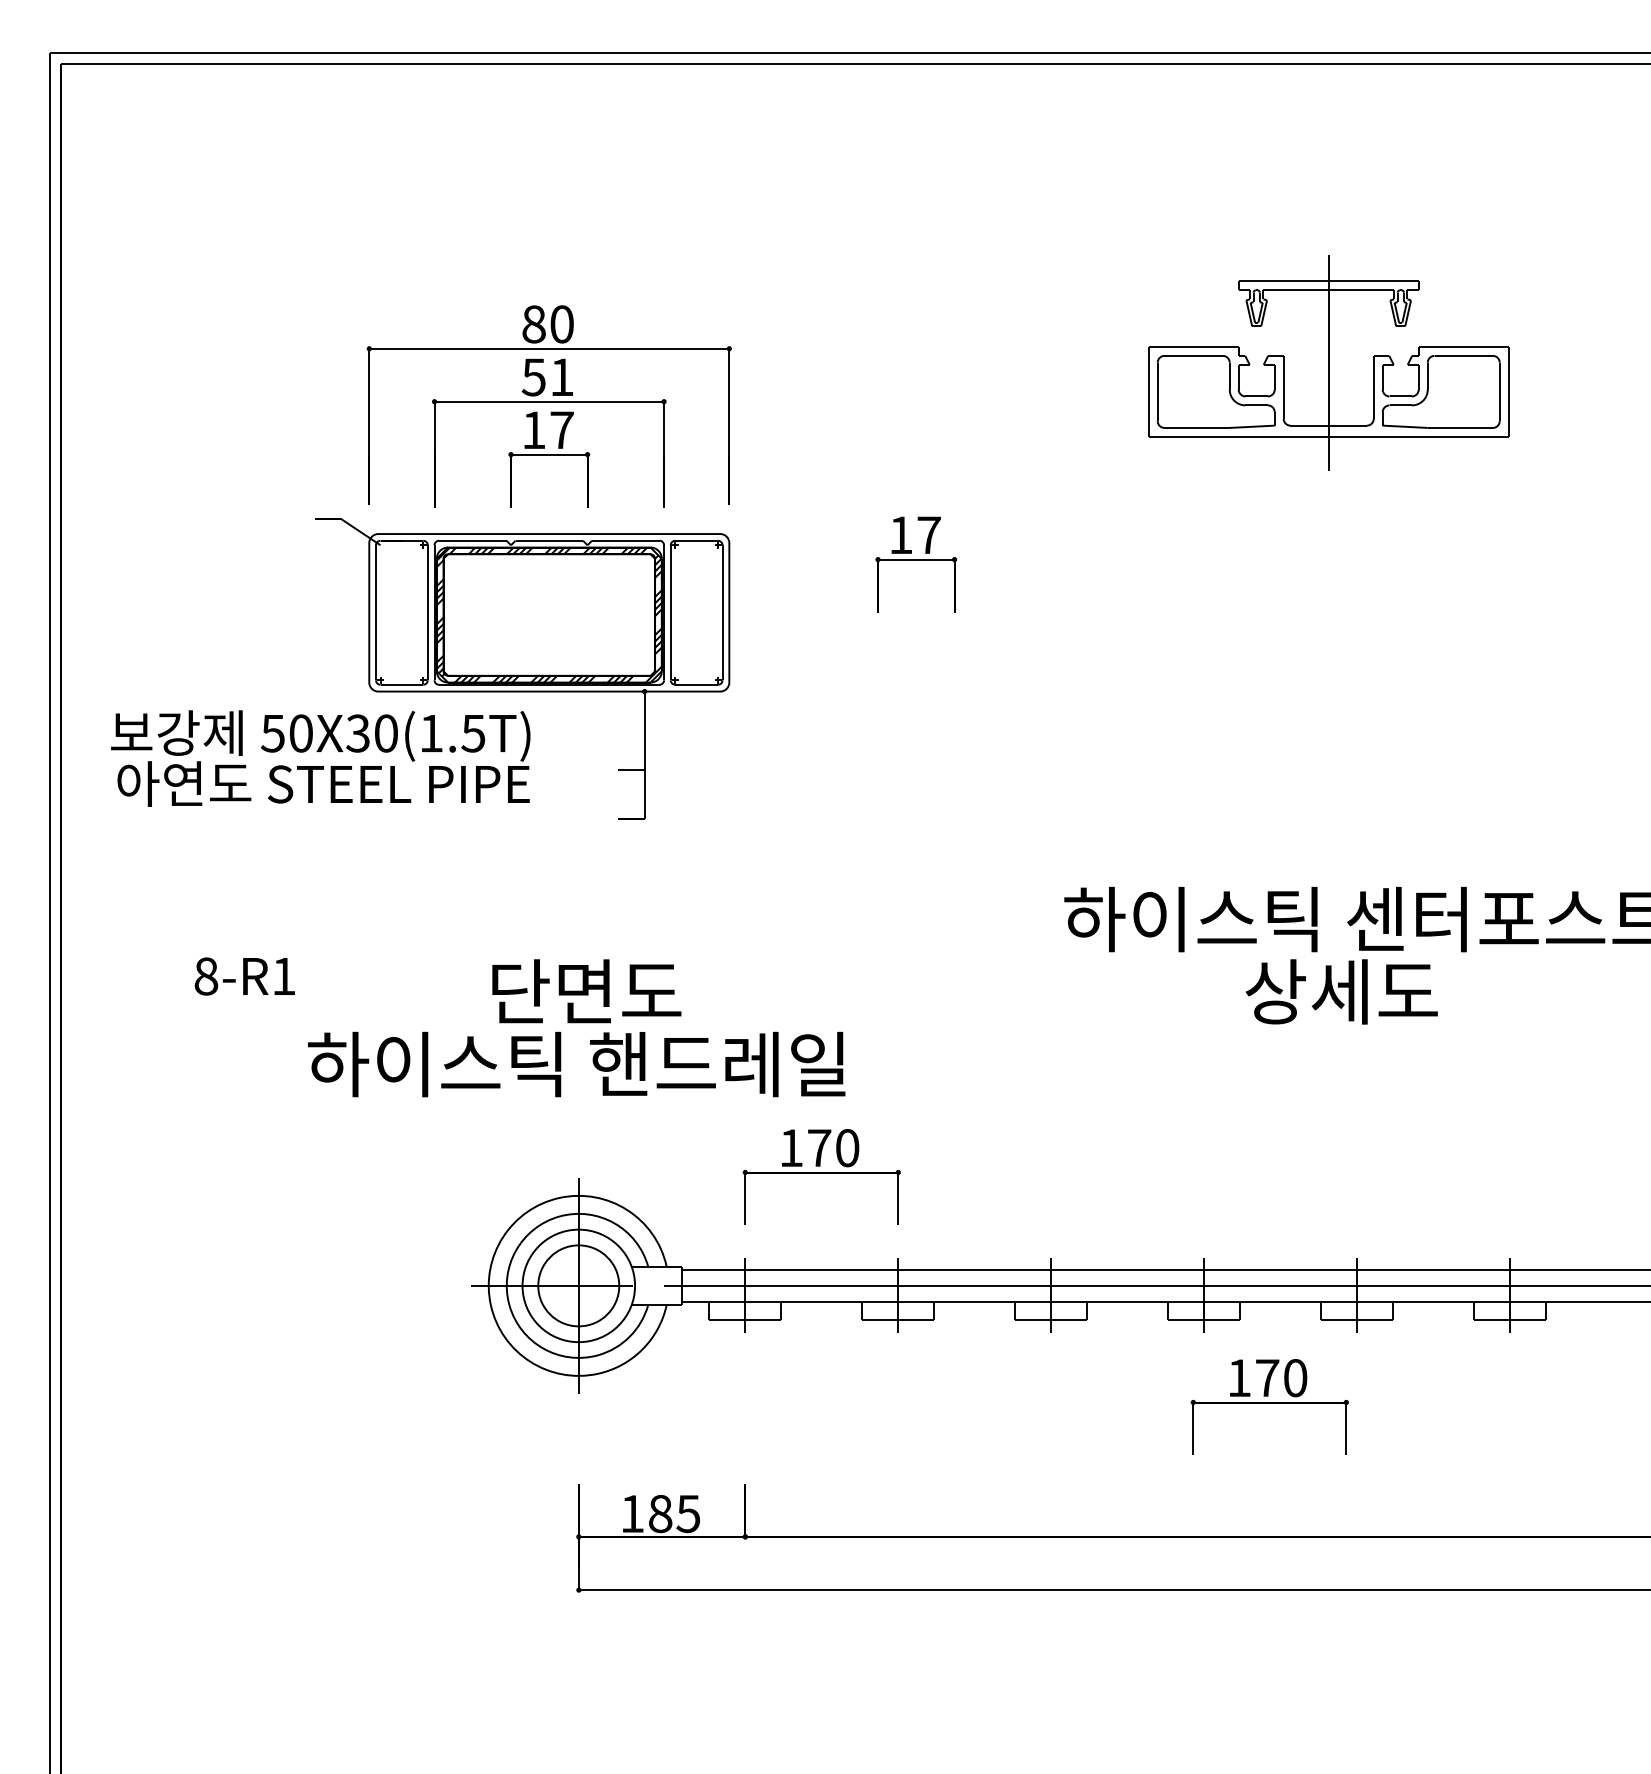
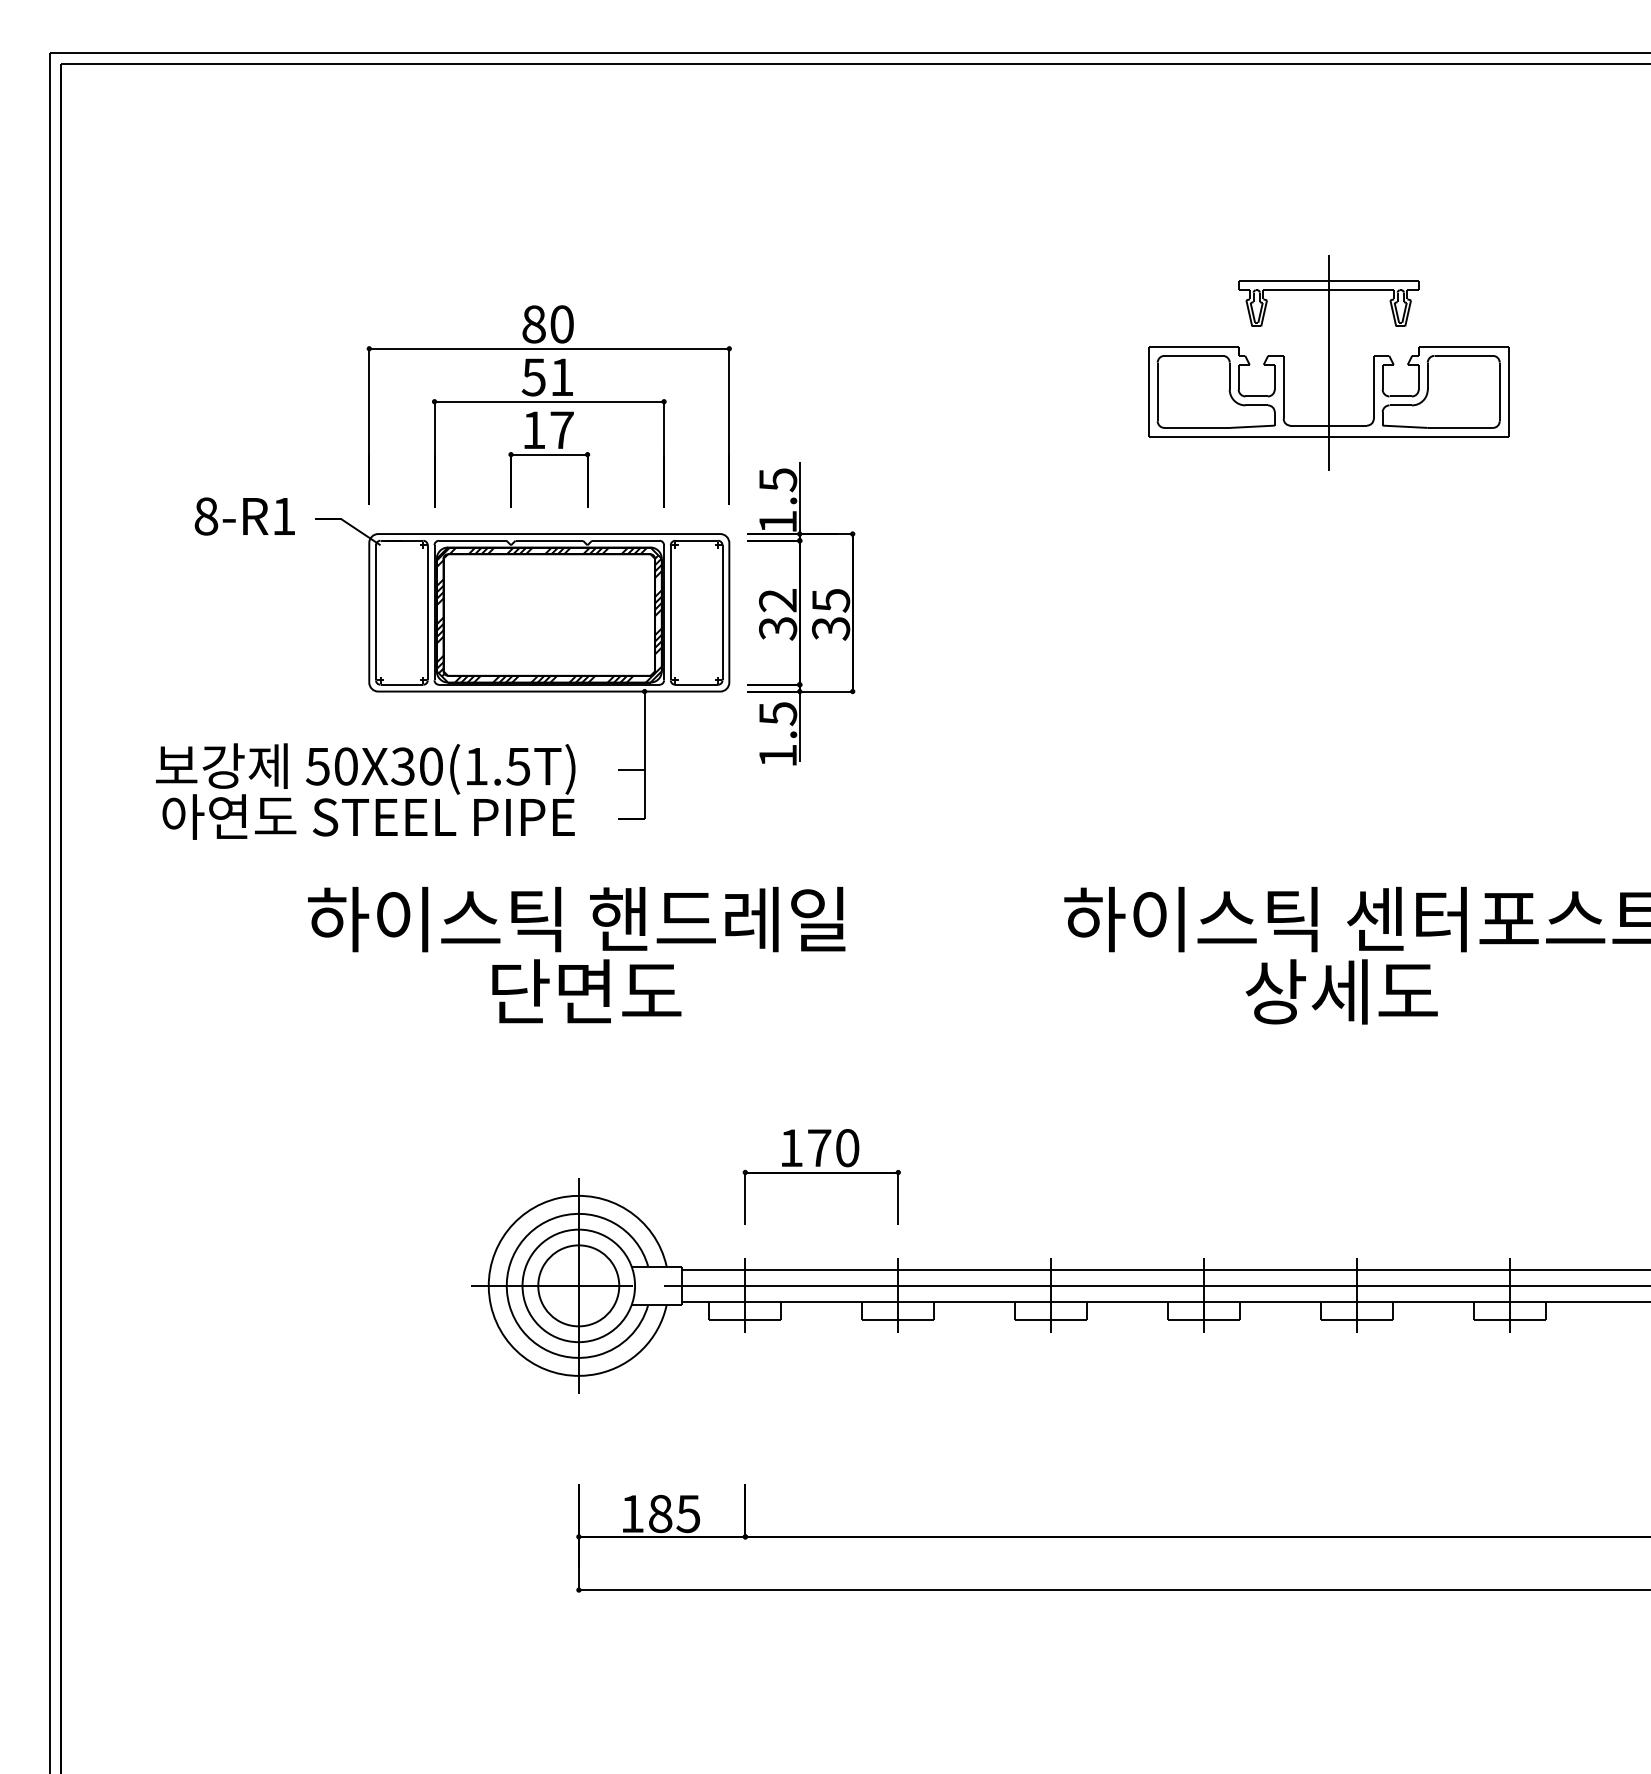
part: present -> none (916, 564)
part: none -> present (801, 613)
text position: (320, 758) -> (365, 791) (365, 791)
text position: (244, 976) -> (244, 516) (244, 516)
text position: (576, 1064) -> (576, 919) (576, 919)
part: present -> none (1269, 1406)
